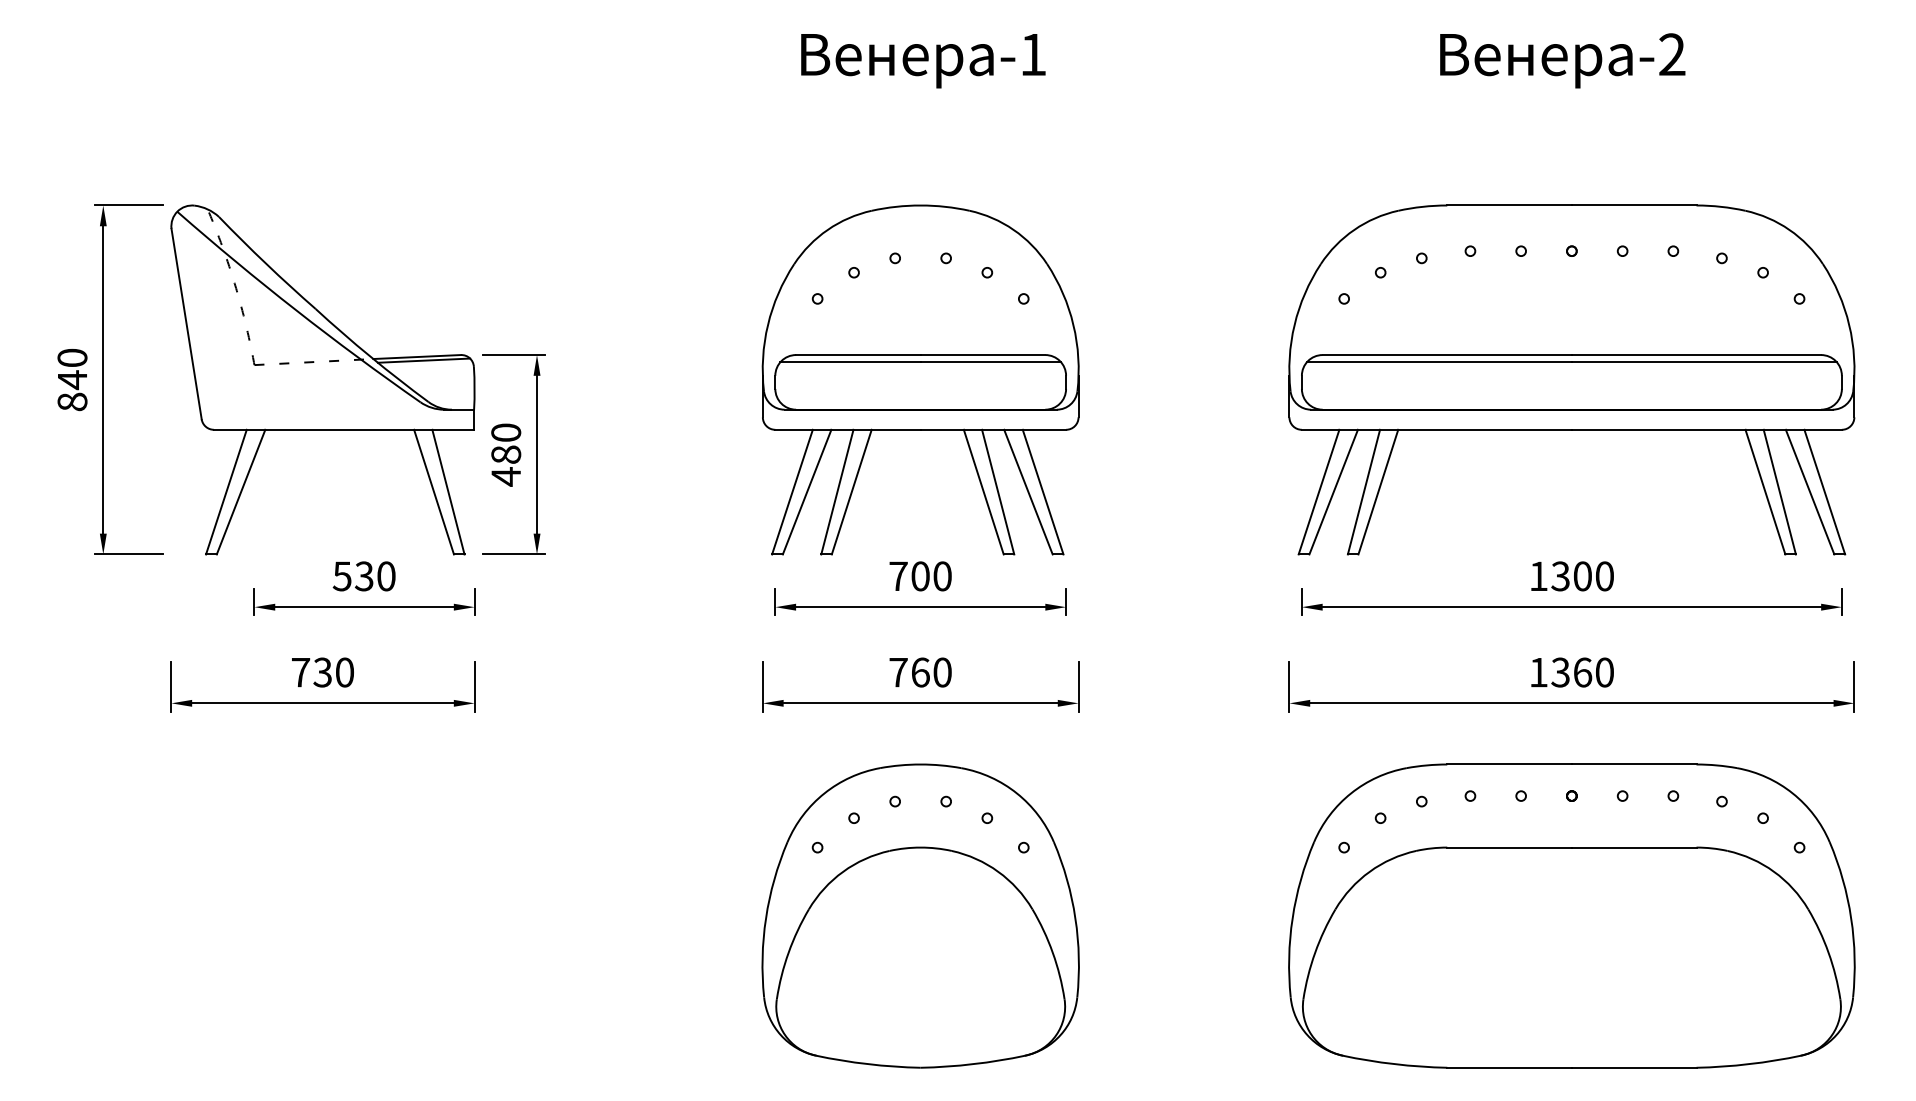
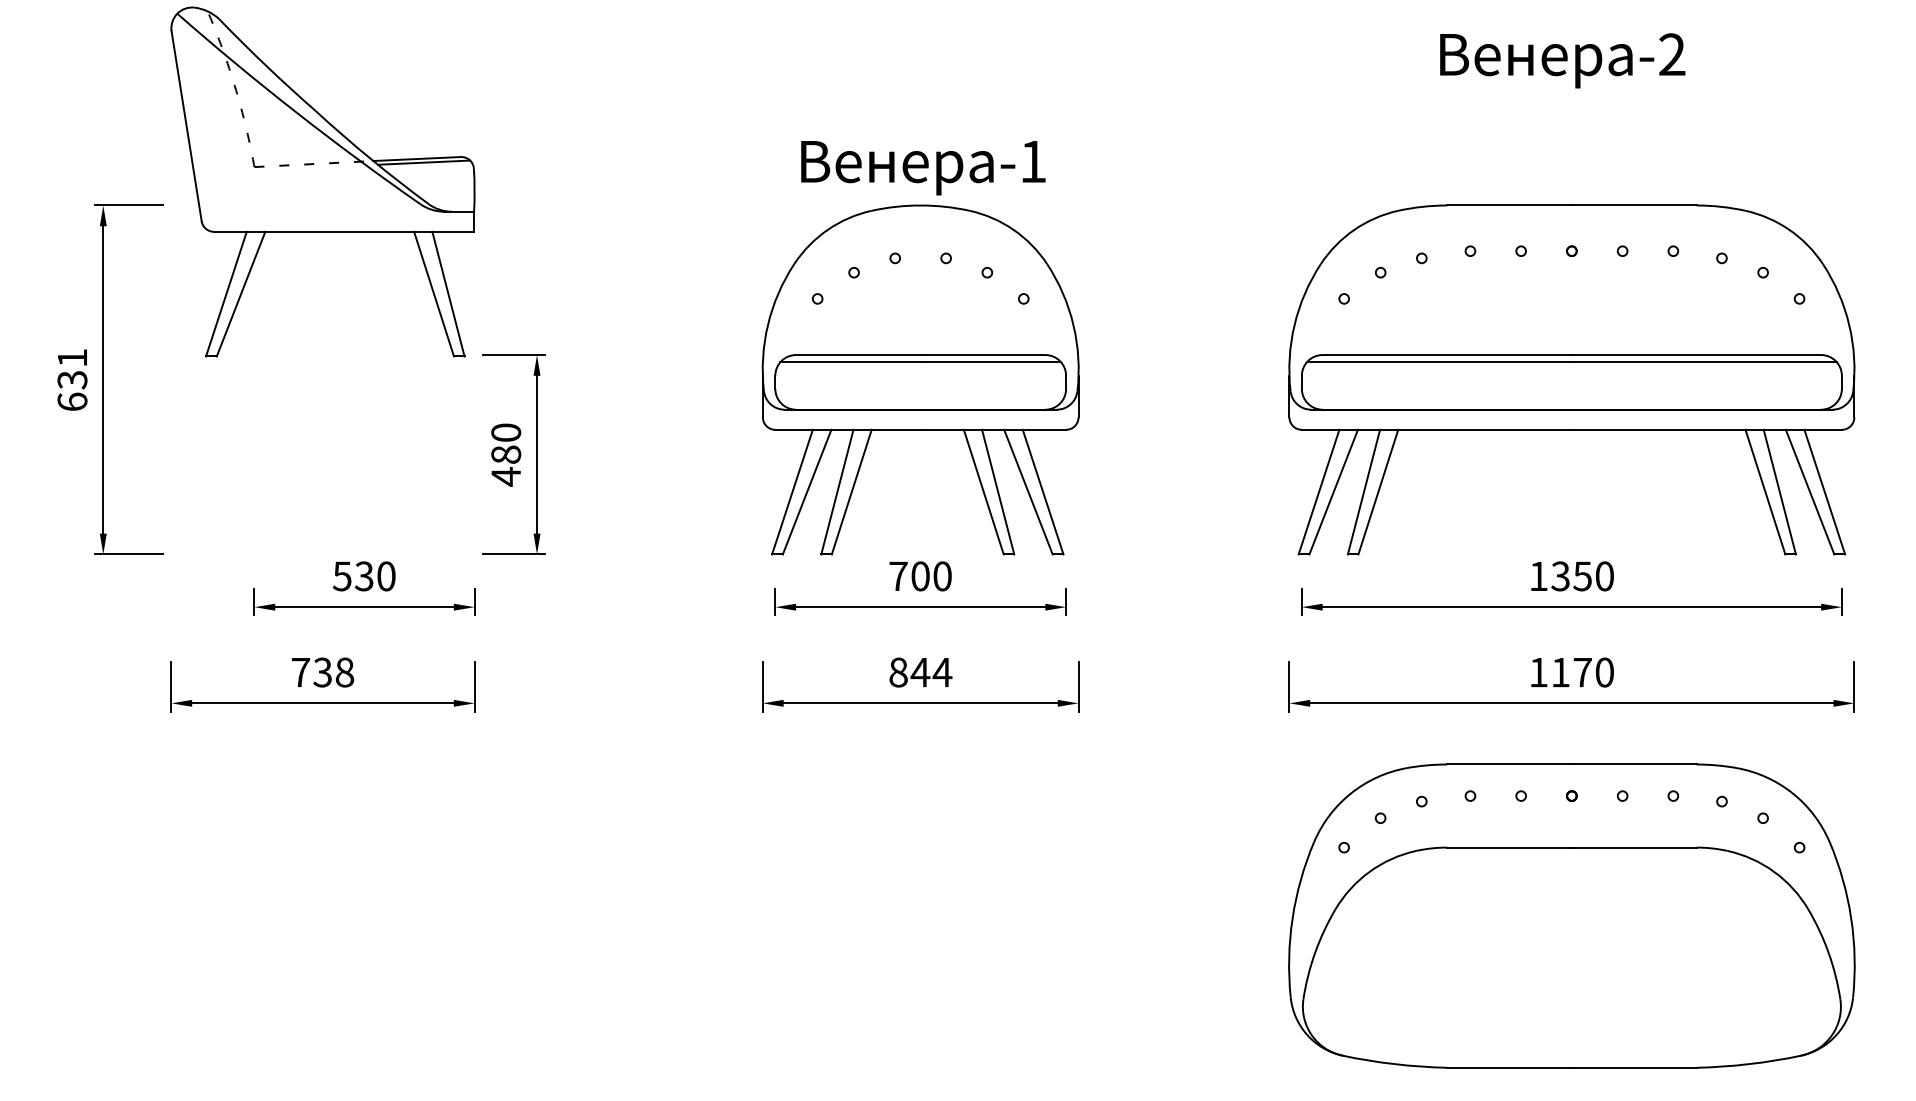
text position: (923, 61) -> (923, 168) (923, 168)
text: 840 -> 631 (72, 379)
part position: (322, 379) -> (322, 181) (322, 181)
text: 1300 -> 1350 (1582, 576)
text: 730 -> 738 (344, 672)
text: 760 -> 844 (920, 672)
text: 1360 -> 1170 (1571, 672)
part: present -> none (920, 915)
